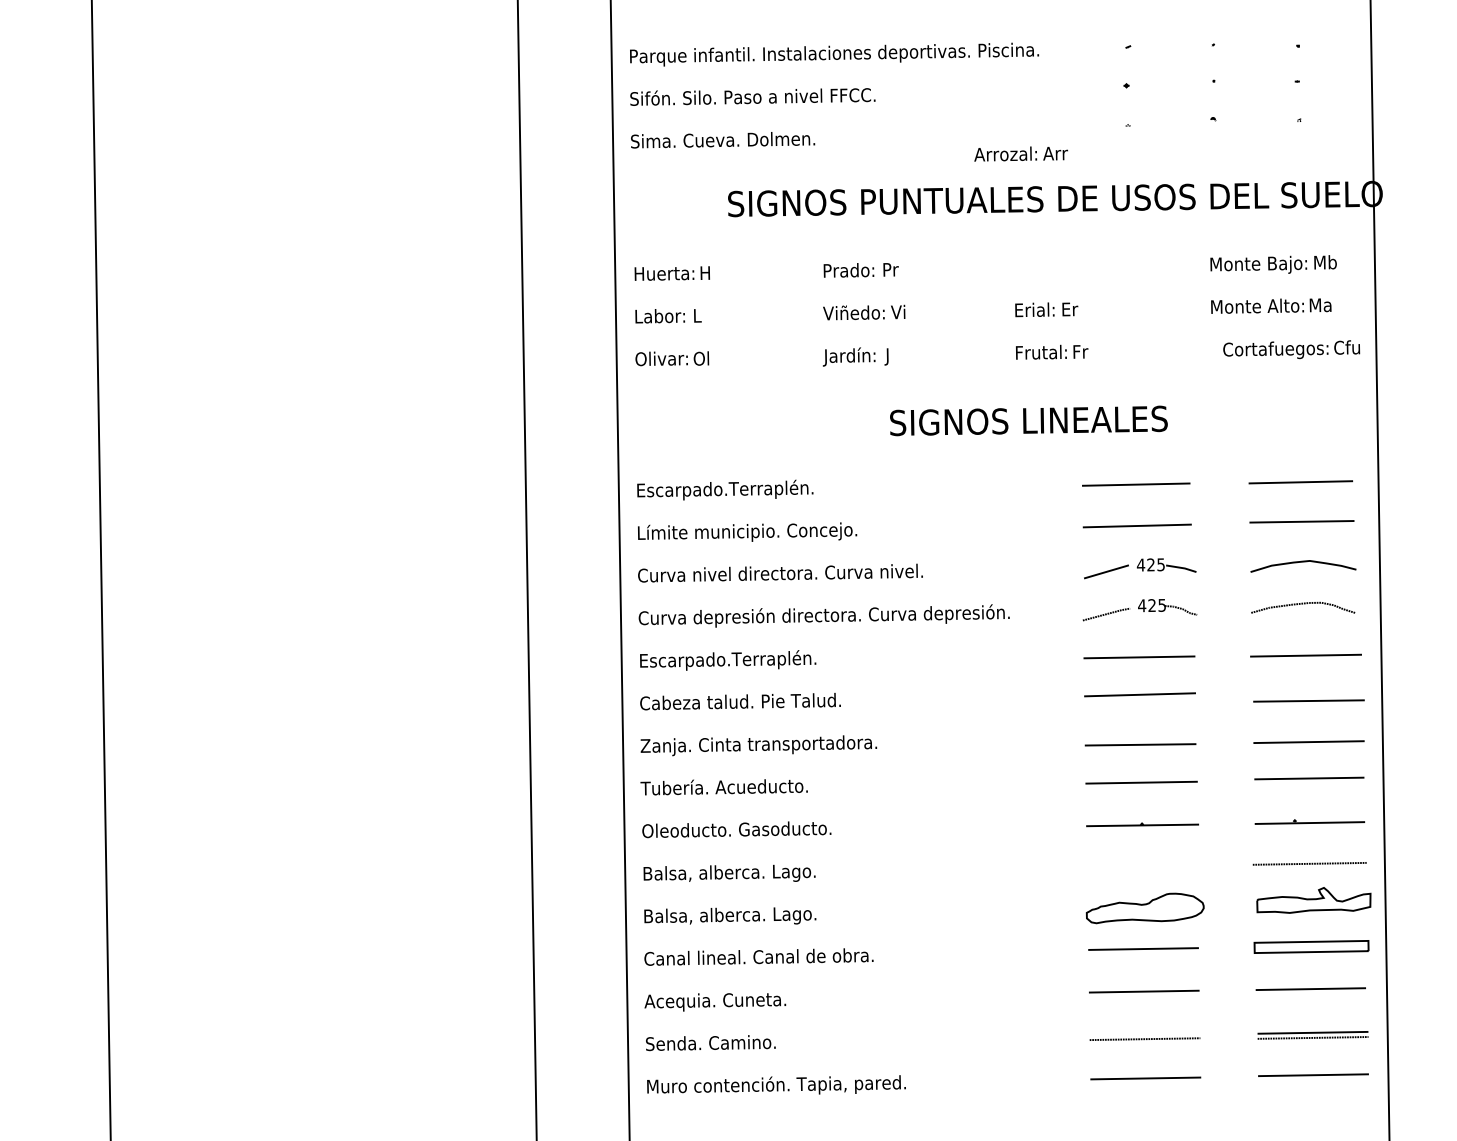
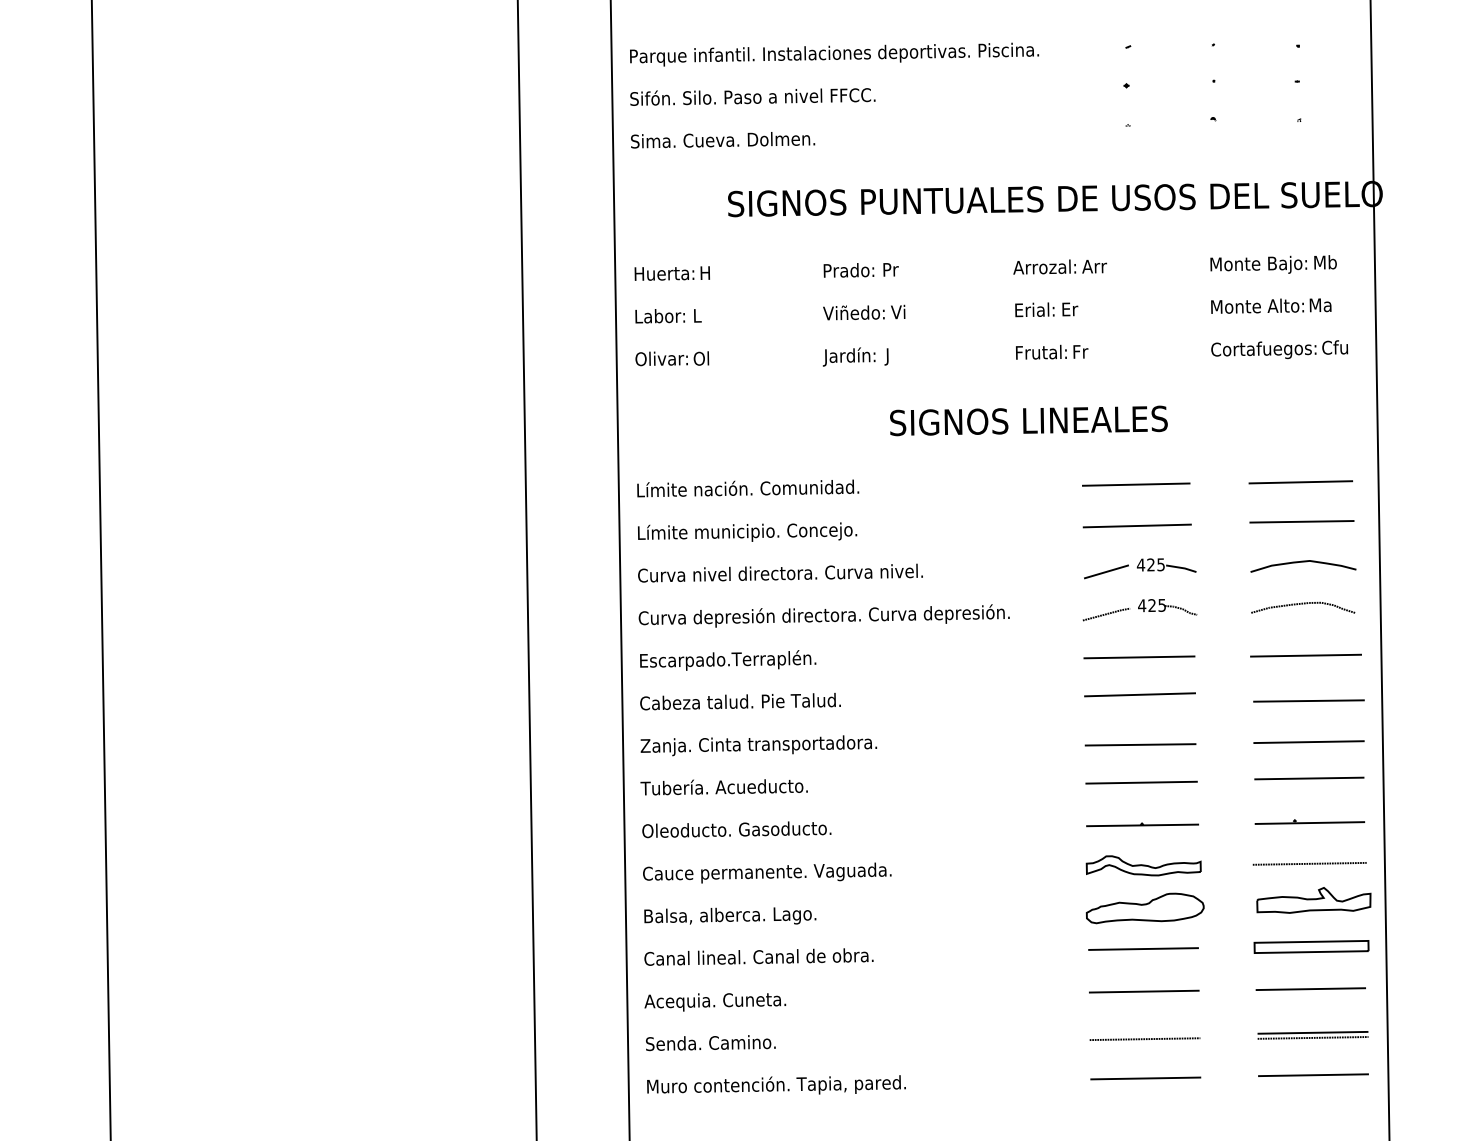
text position: (1020, 153) -> (1059, 266) (1059, 266)
text position: (1291, 349) -> (1279, 349) (1279, 349)
text: Escarpado.Terraplén. -> Límite nación. Comunidad. (748, 489)
part: none -> present (1143, 865)
text: Balsa, alberca. Lago. -> Cauce permanente. Vaguada. (767, 872)
